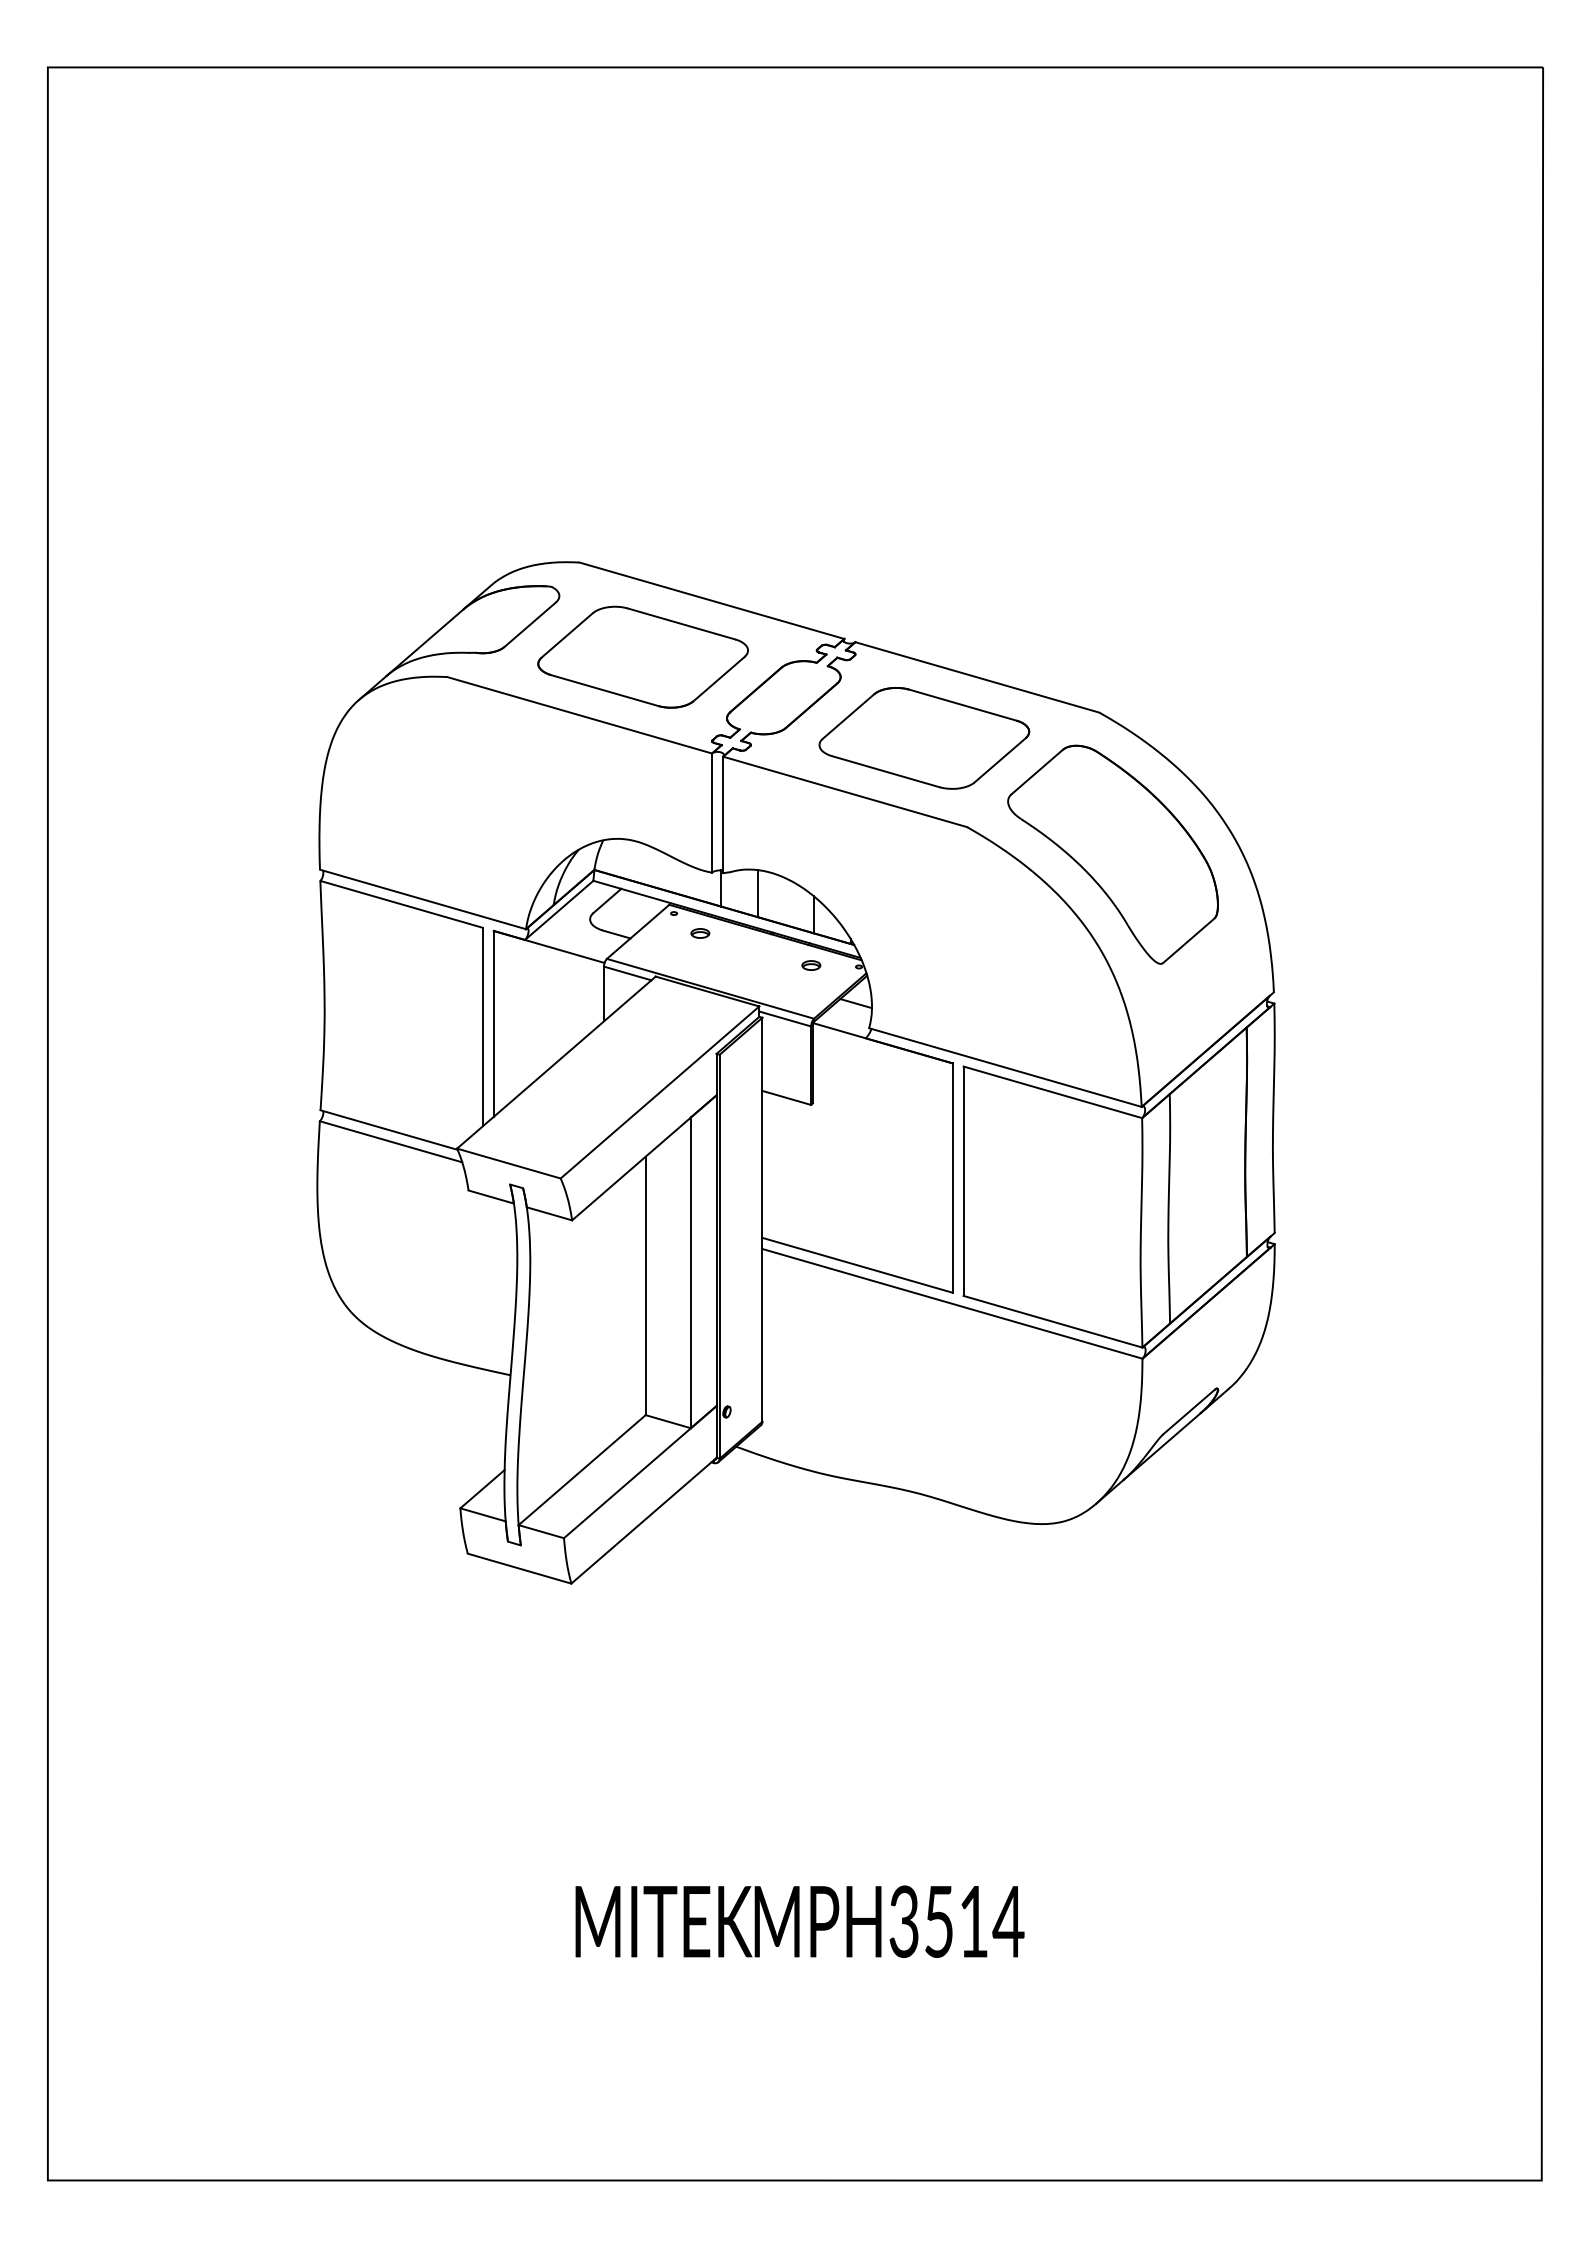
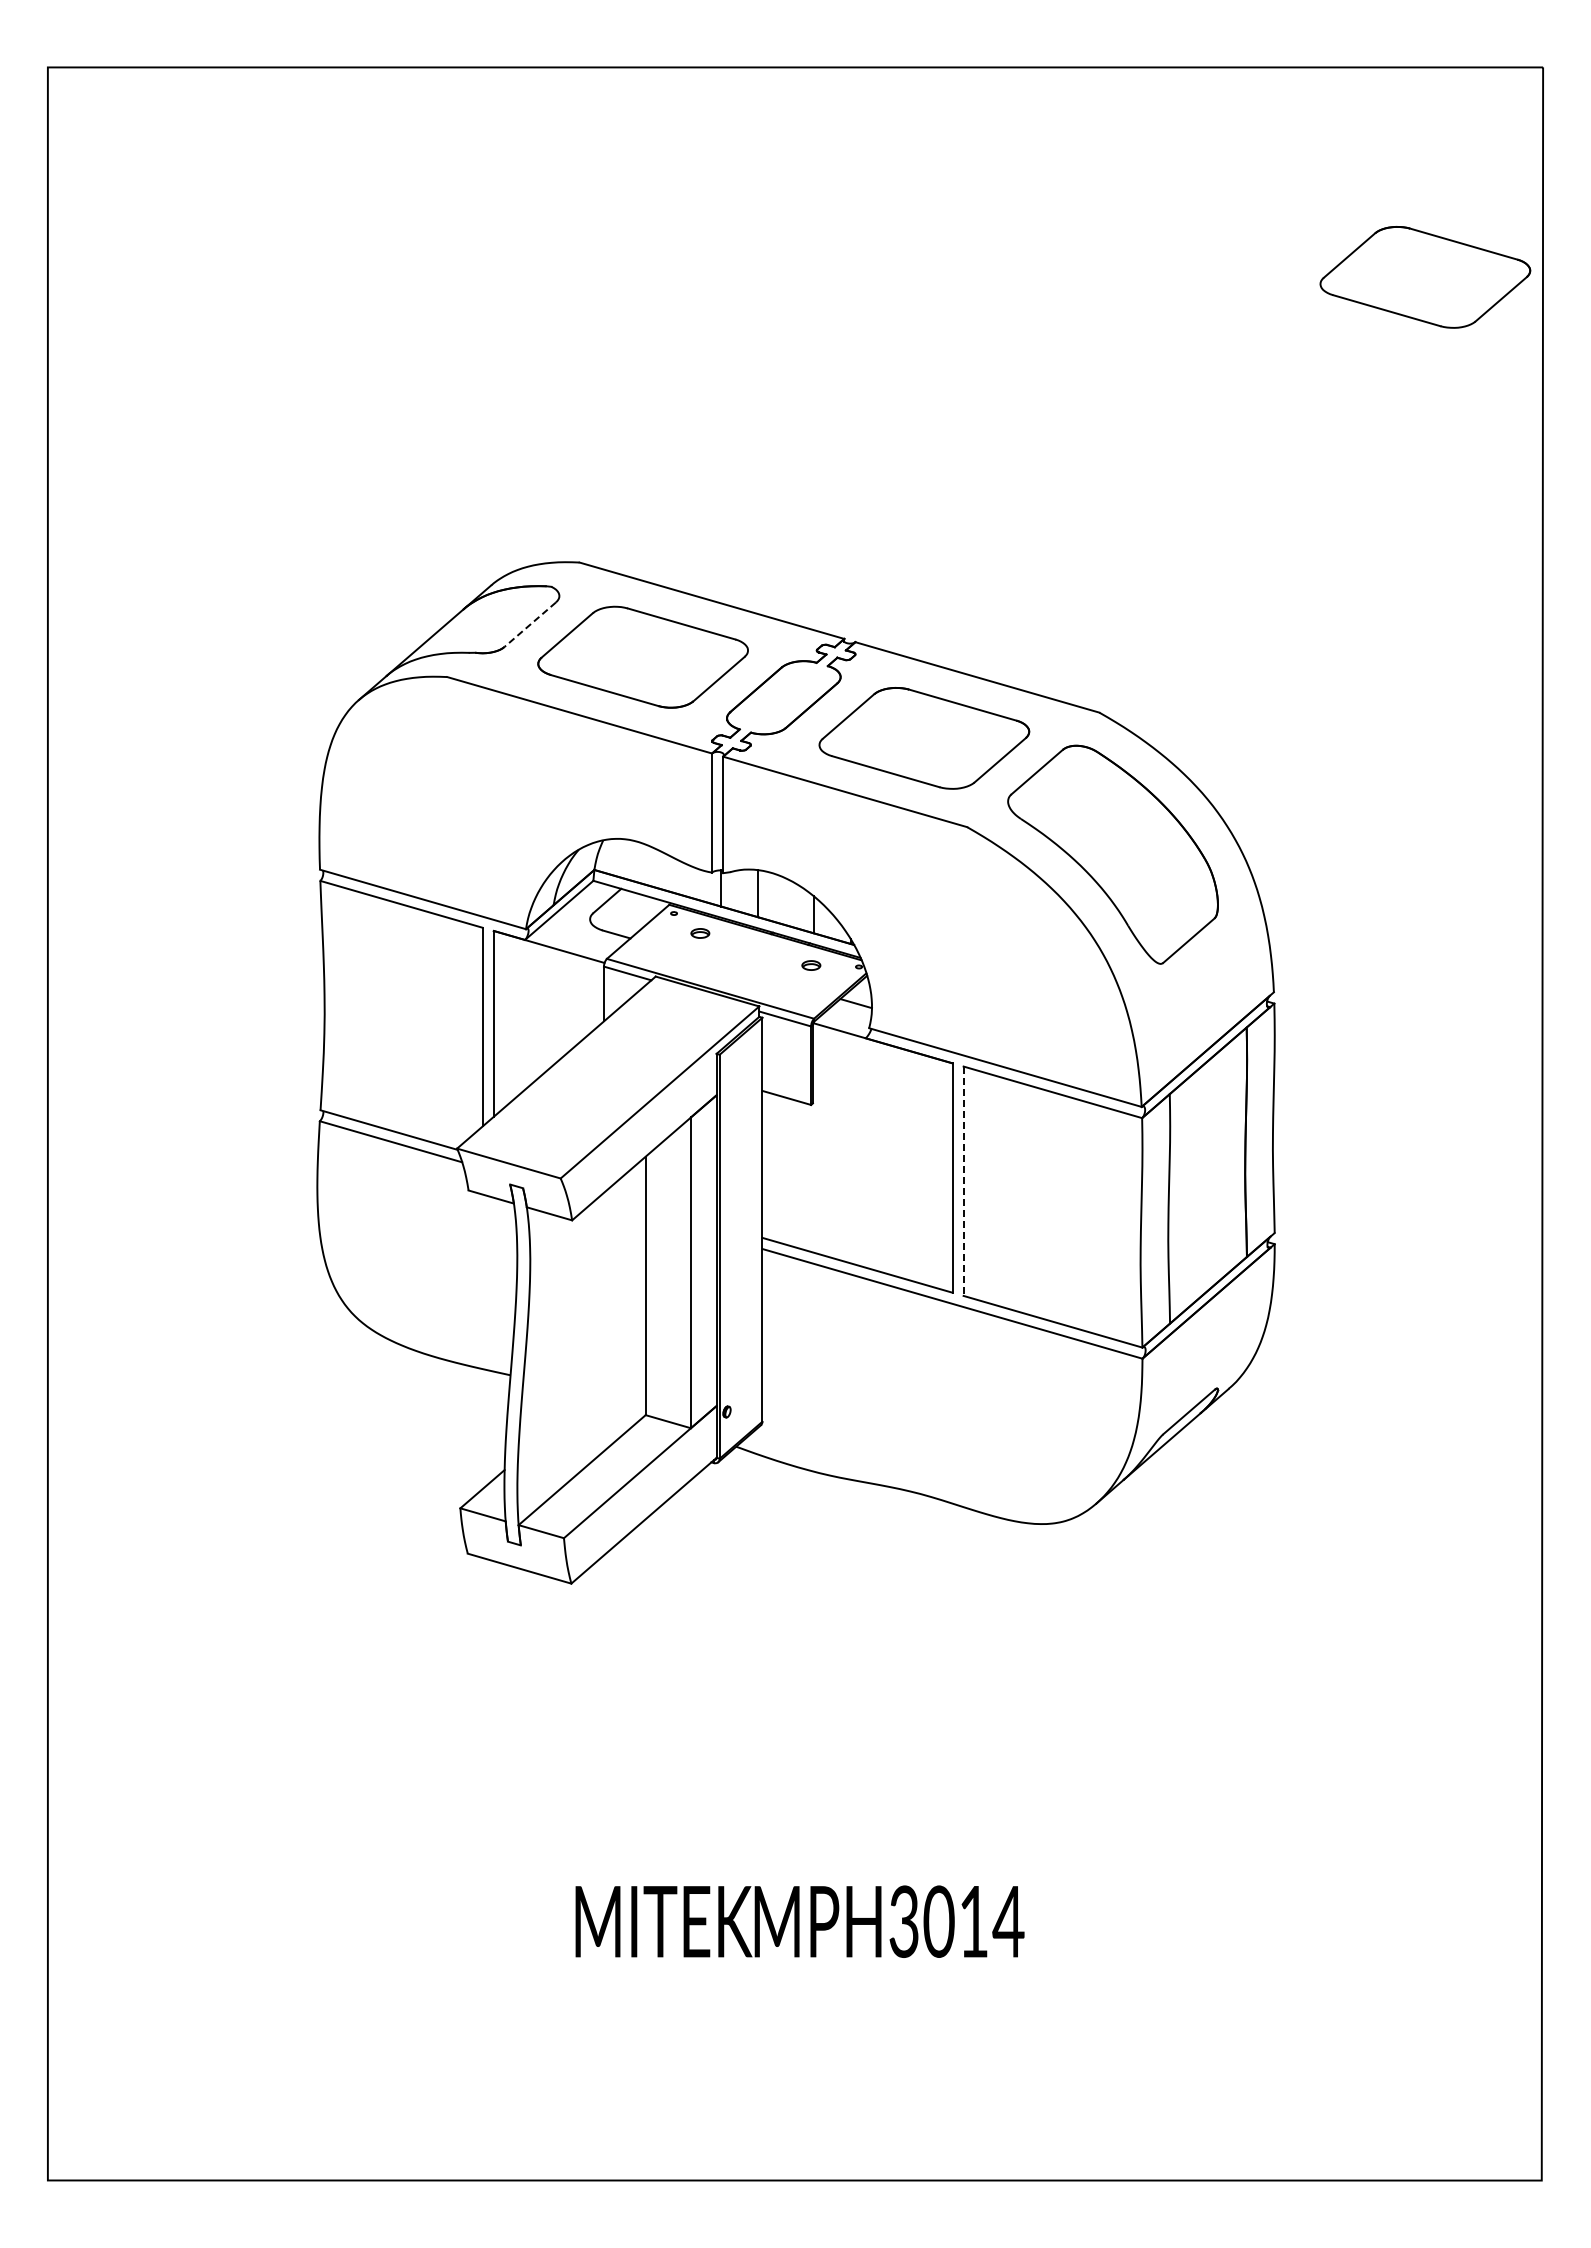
part: none -> present (1425, 277)
line: solid -> dashed (530, 624)
line: solid -> dashed (963, 1181)
text: MPH3514 -> MPH3014 (938, 1921)
